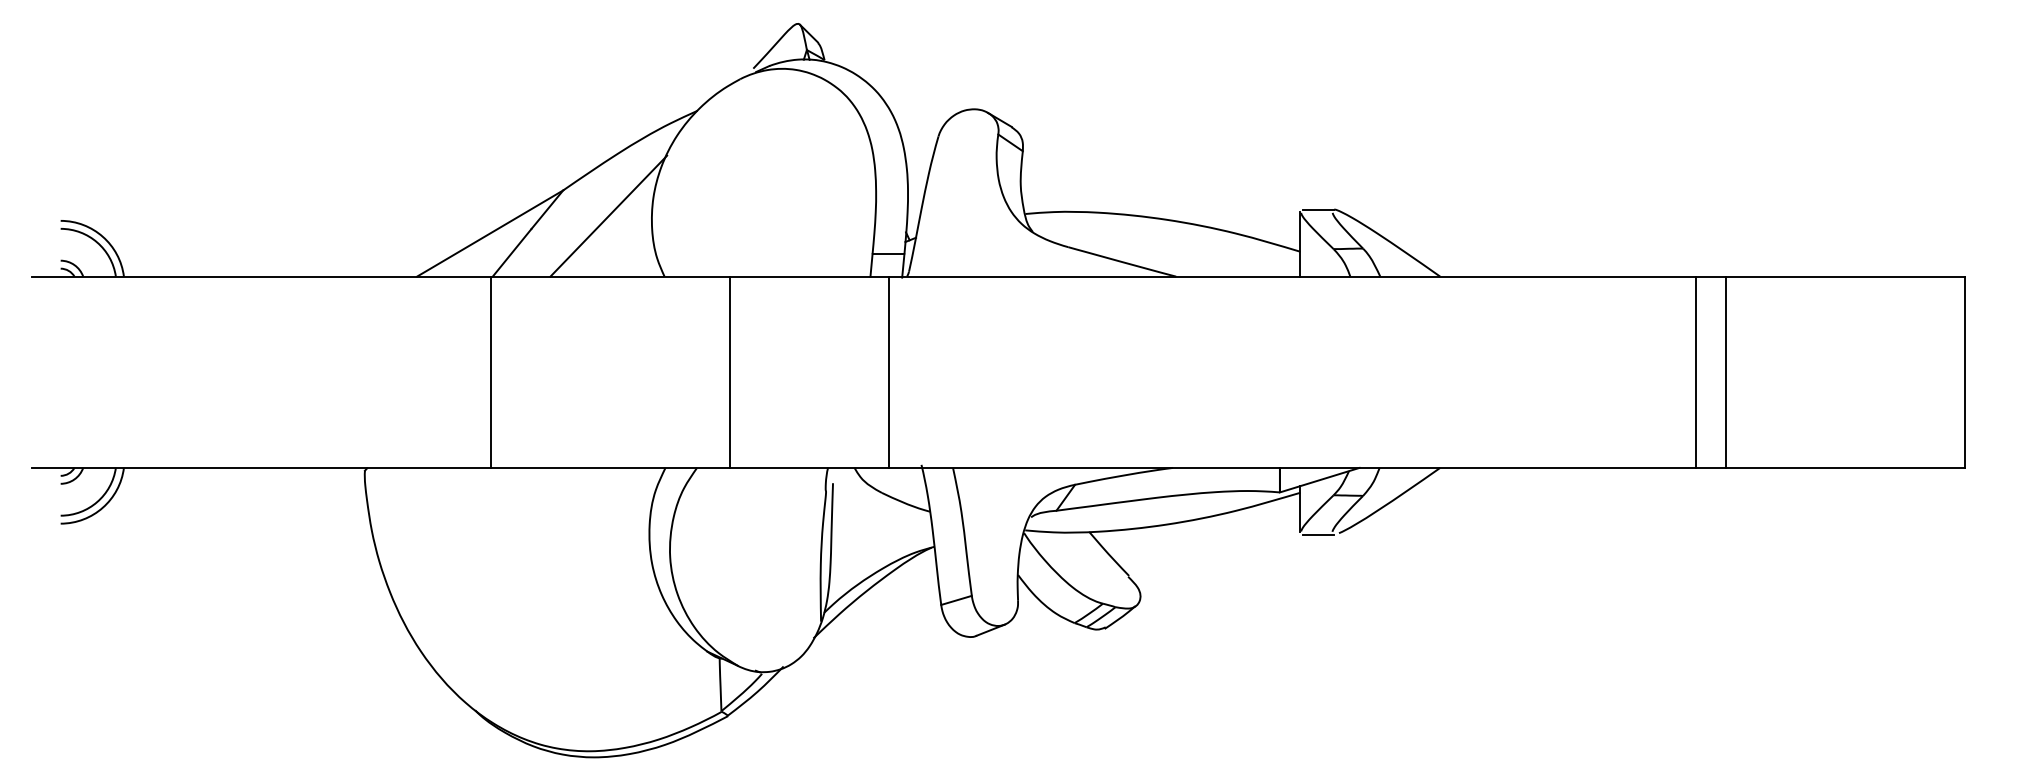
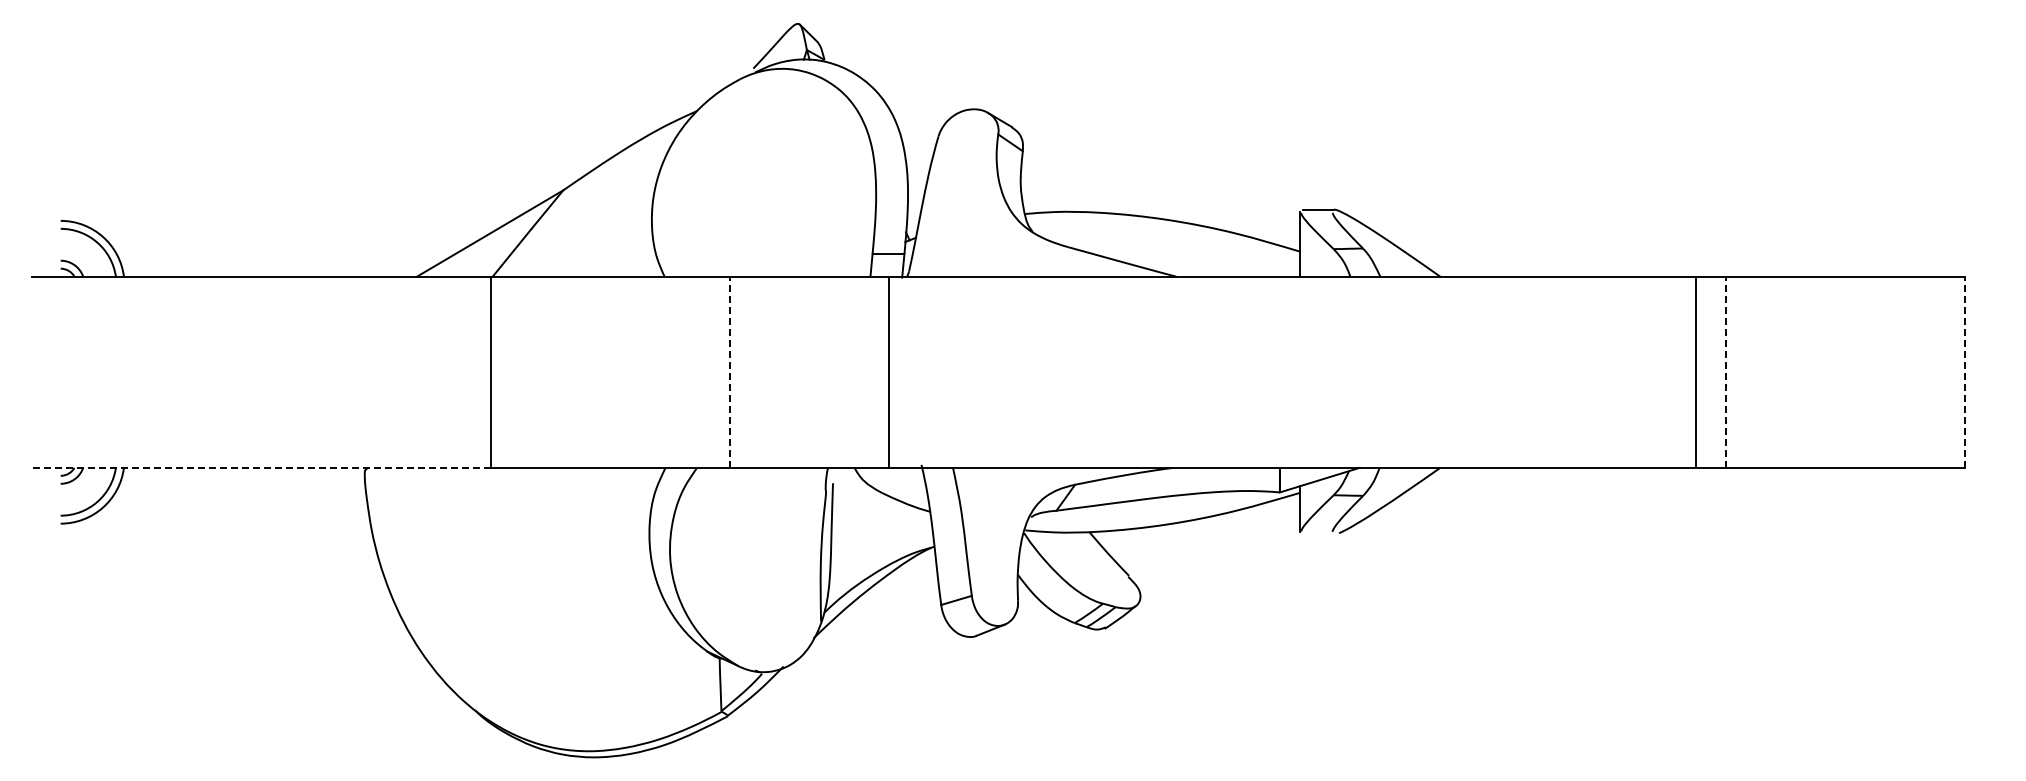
line: present -> none (608, 215)
line: solid -> dashed (730, 372)
line: solid -> dashed (1726, 372)
line: solid -> dashed (1965, 372)
line: solid -> dashed (261, 467)
line: present -> none (1318, 534)
